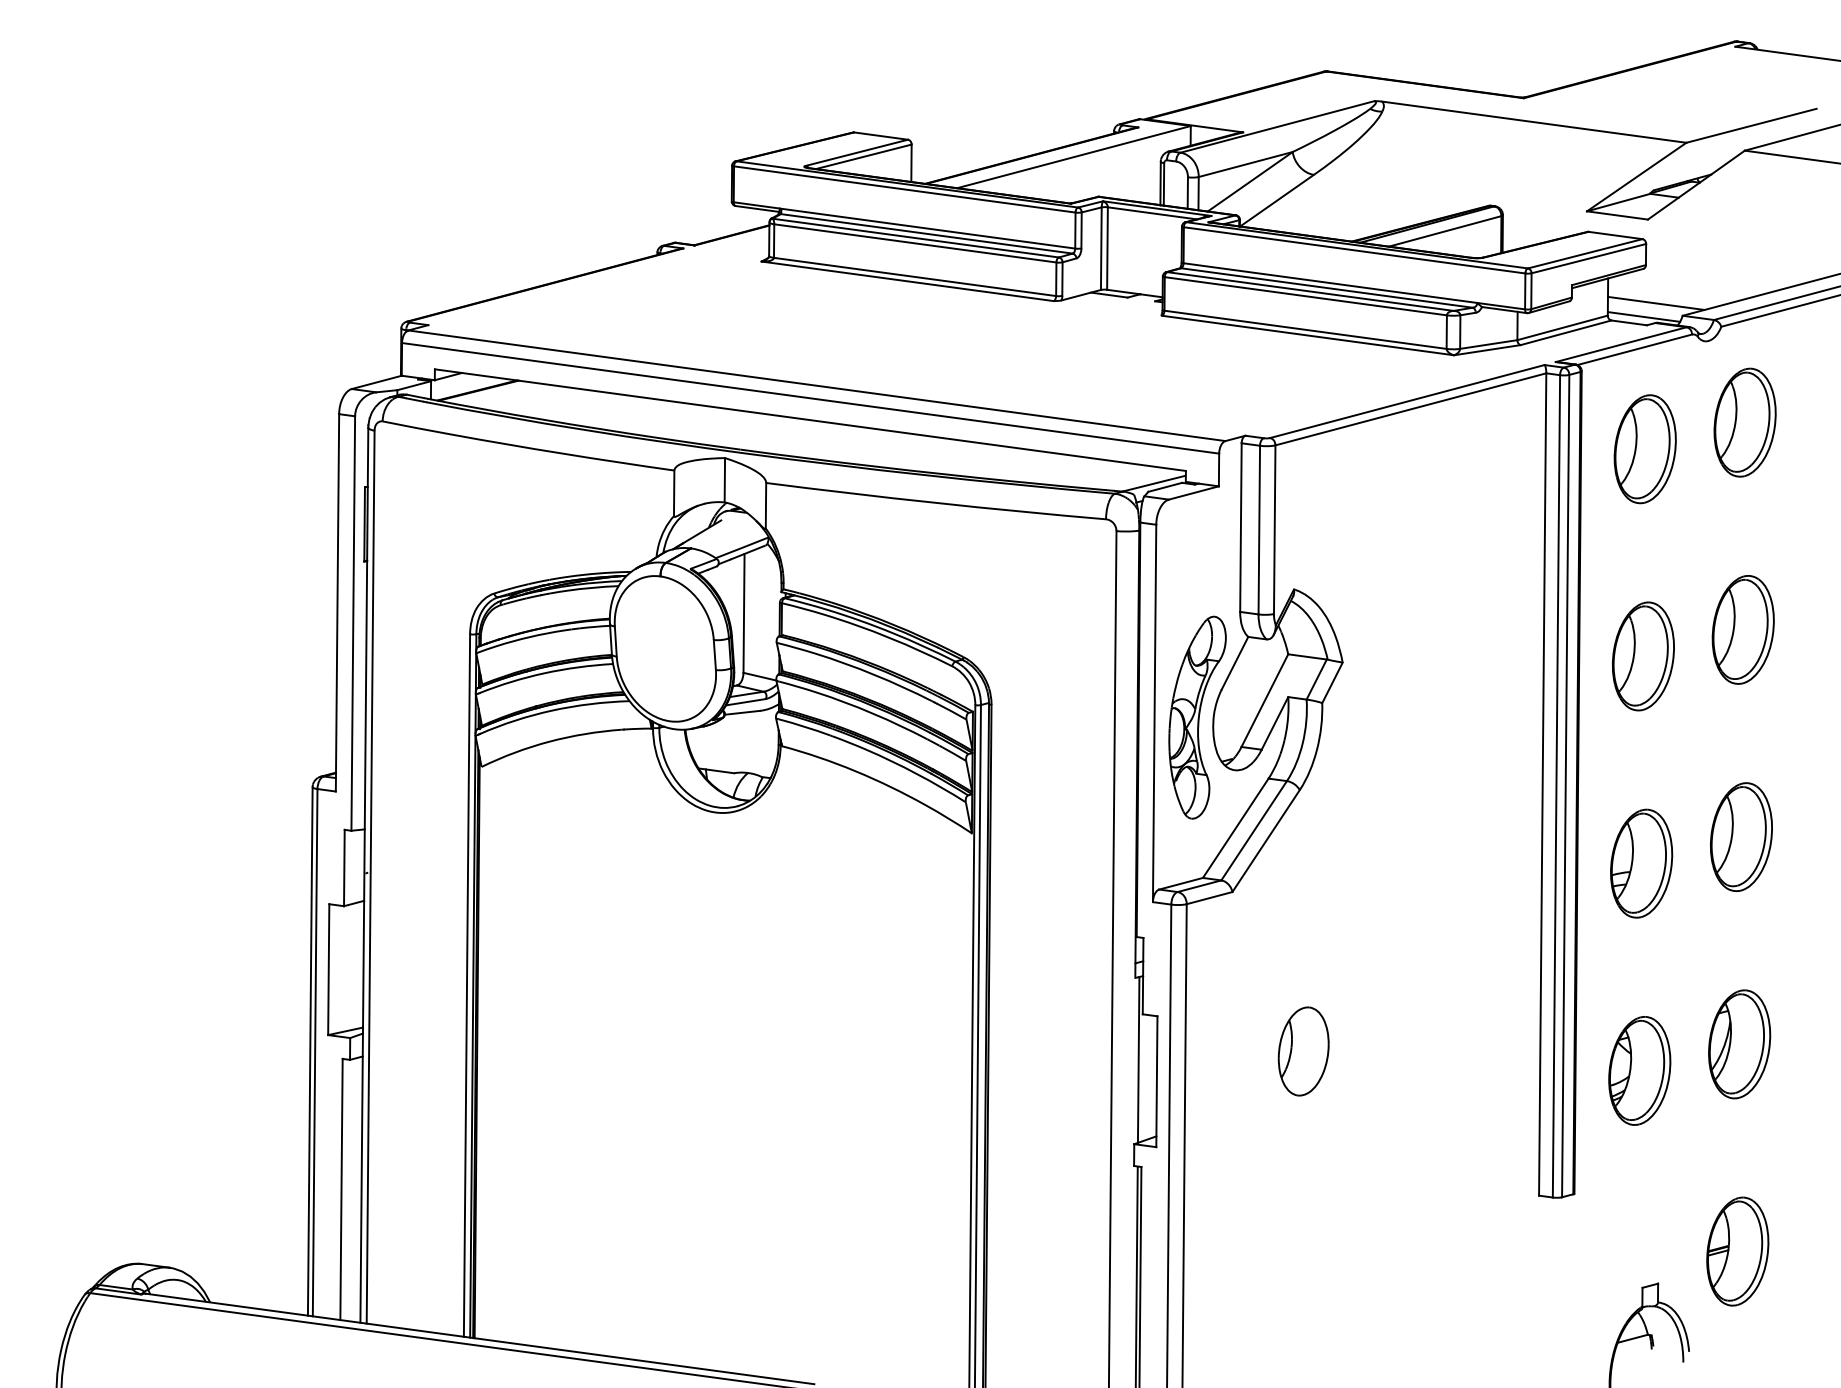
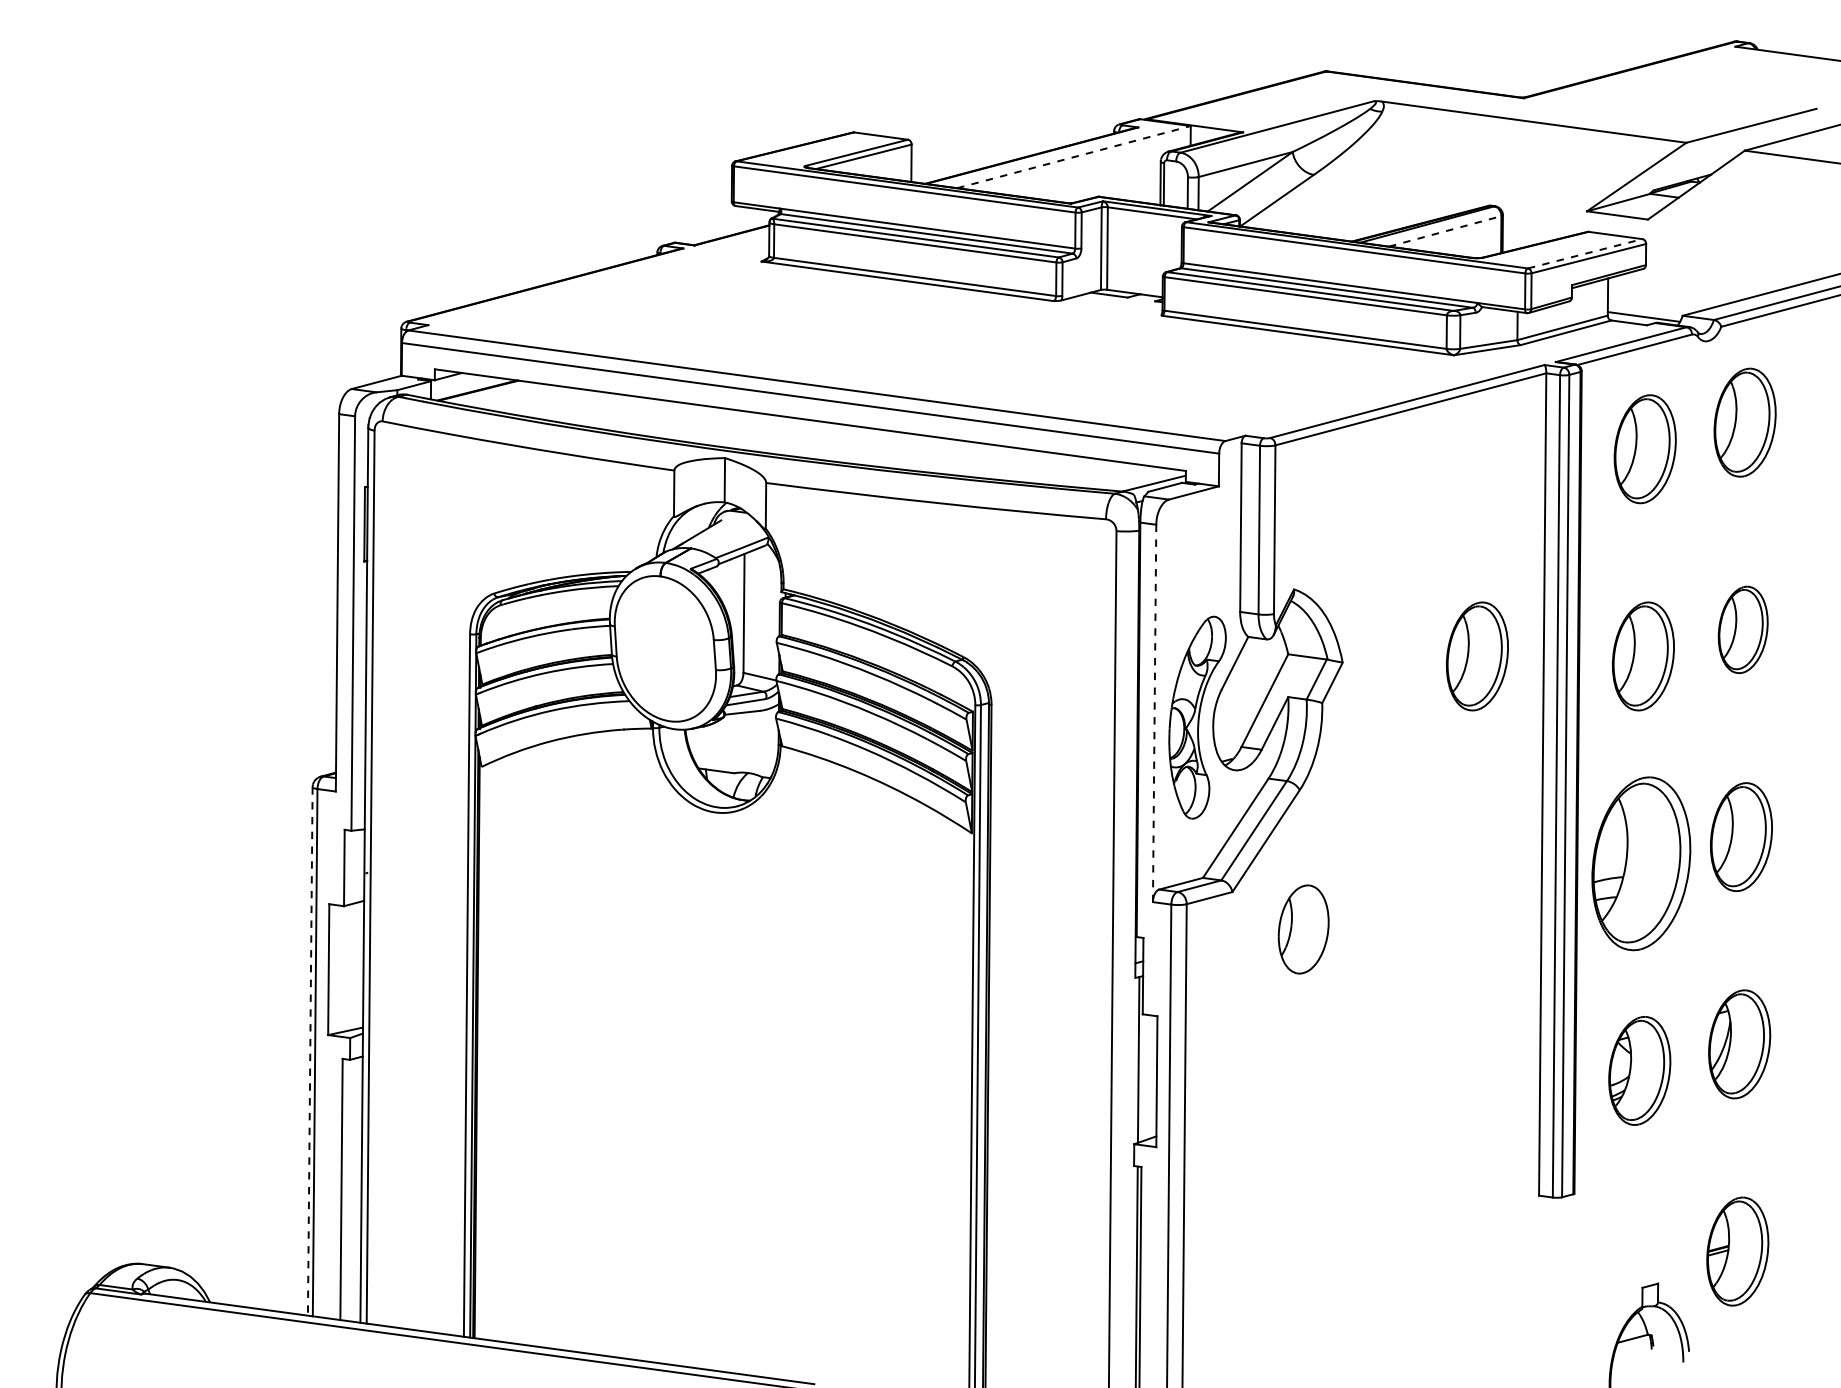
line: solid -> dashed (1073, 157)
line: solid -> dashed (1445, 231)
line: solid -> dashed (1585, 253)
line: present -> none (1655, 302)
part size: 64x110 px -> 52x89 px (1742, 629)
part: none -> present (1477, 656)
line: solid -> dashed (1154, 713)
part size: 64x111 px -> 101x176 px (1641, 863)
line: solid -> dashed (310, 1051)
part position: (1303, 1051) -> (1303, 929) (1303, 929)
